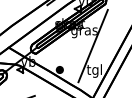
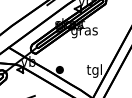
line: present -> none (92, 45)
